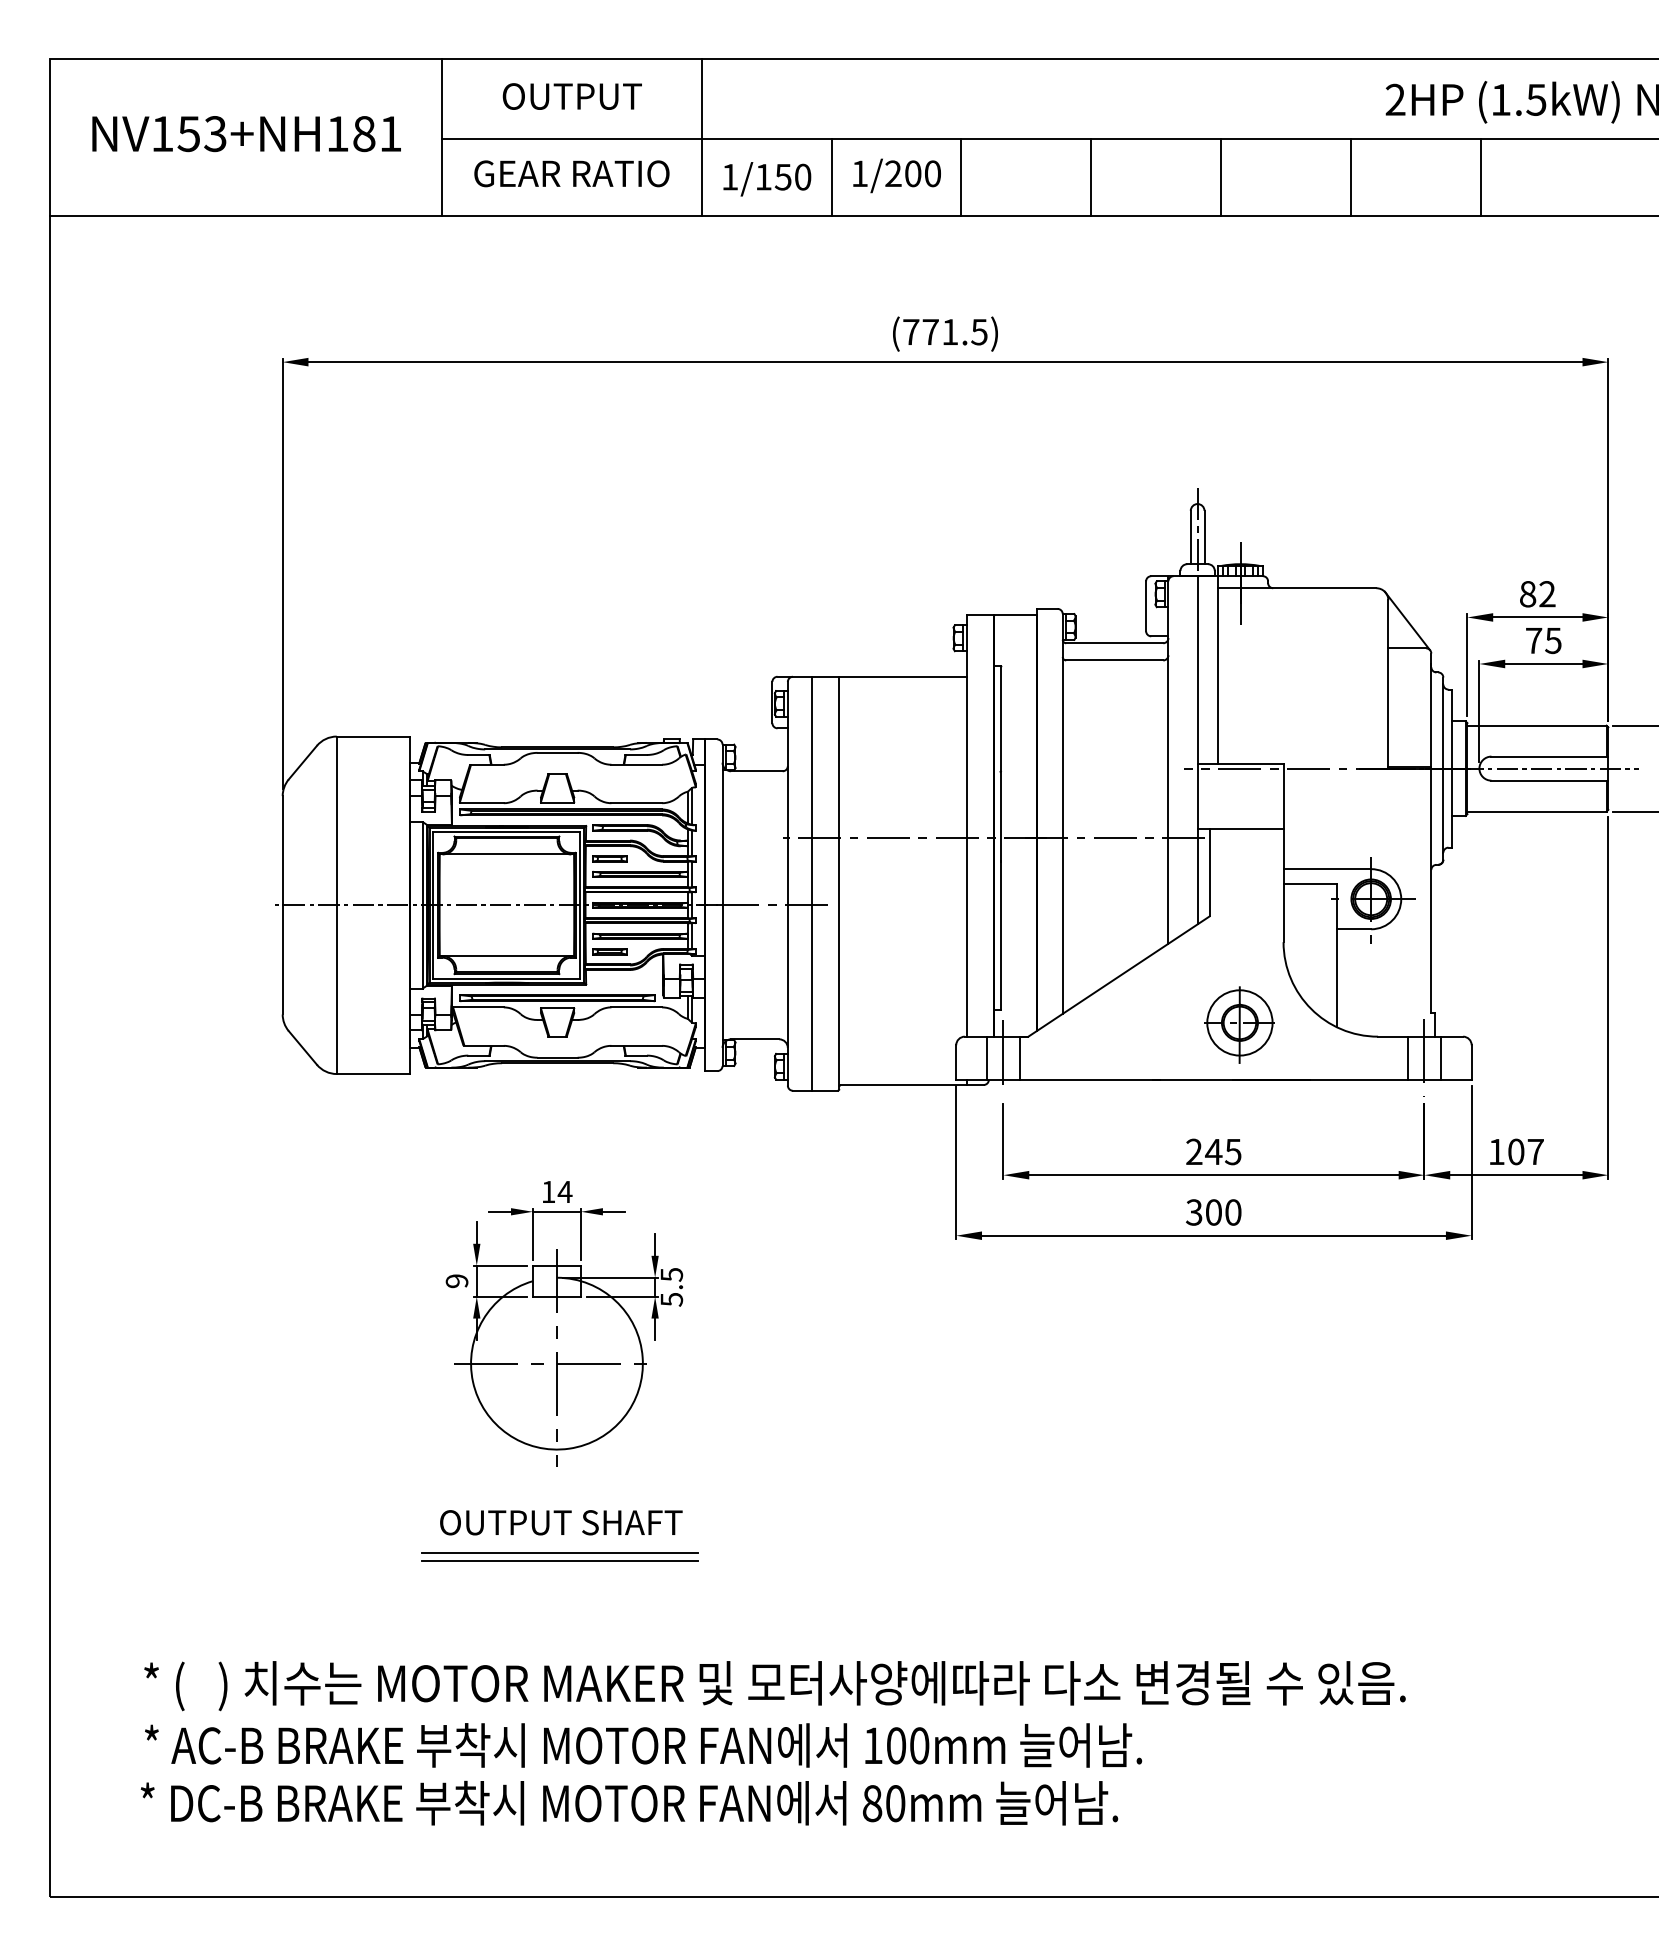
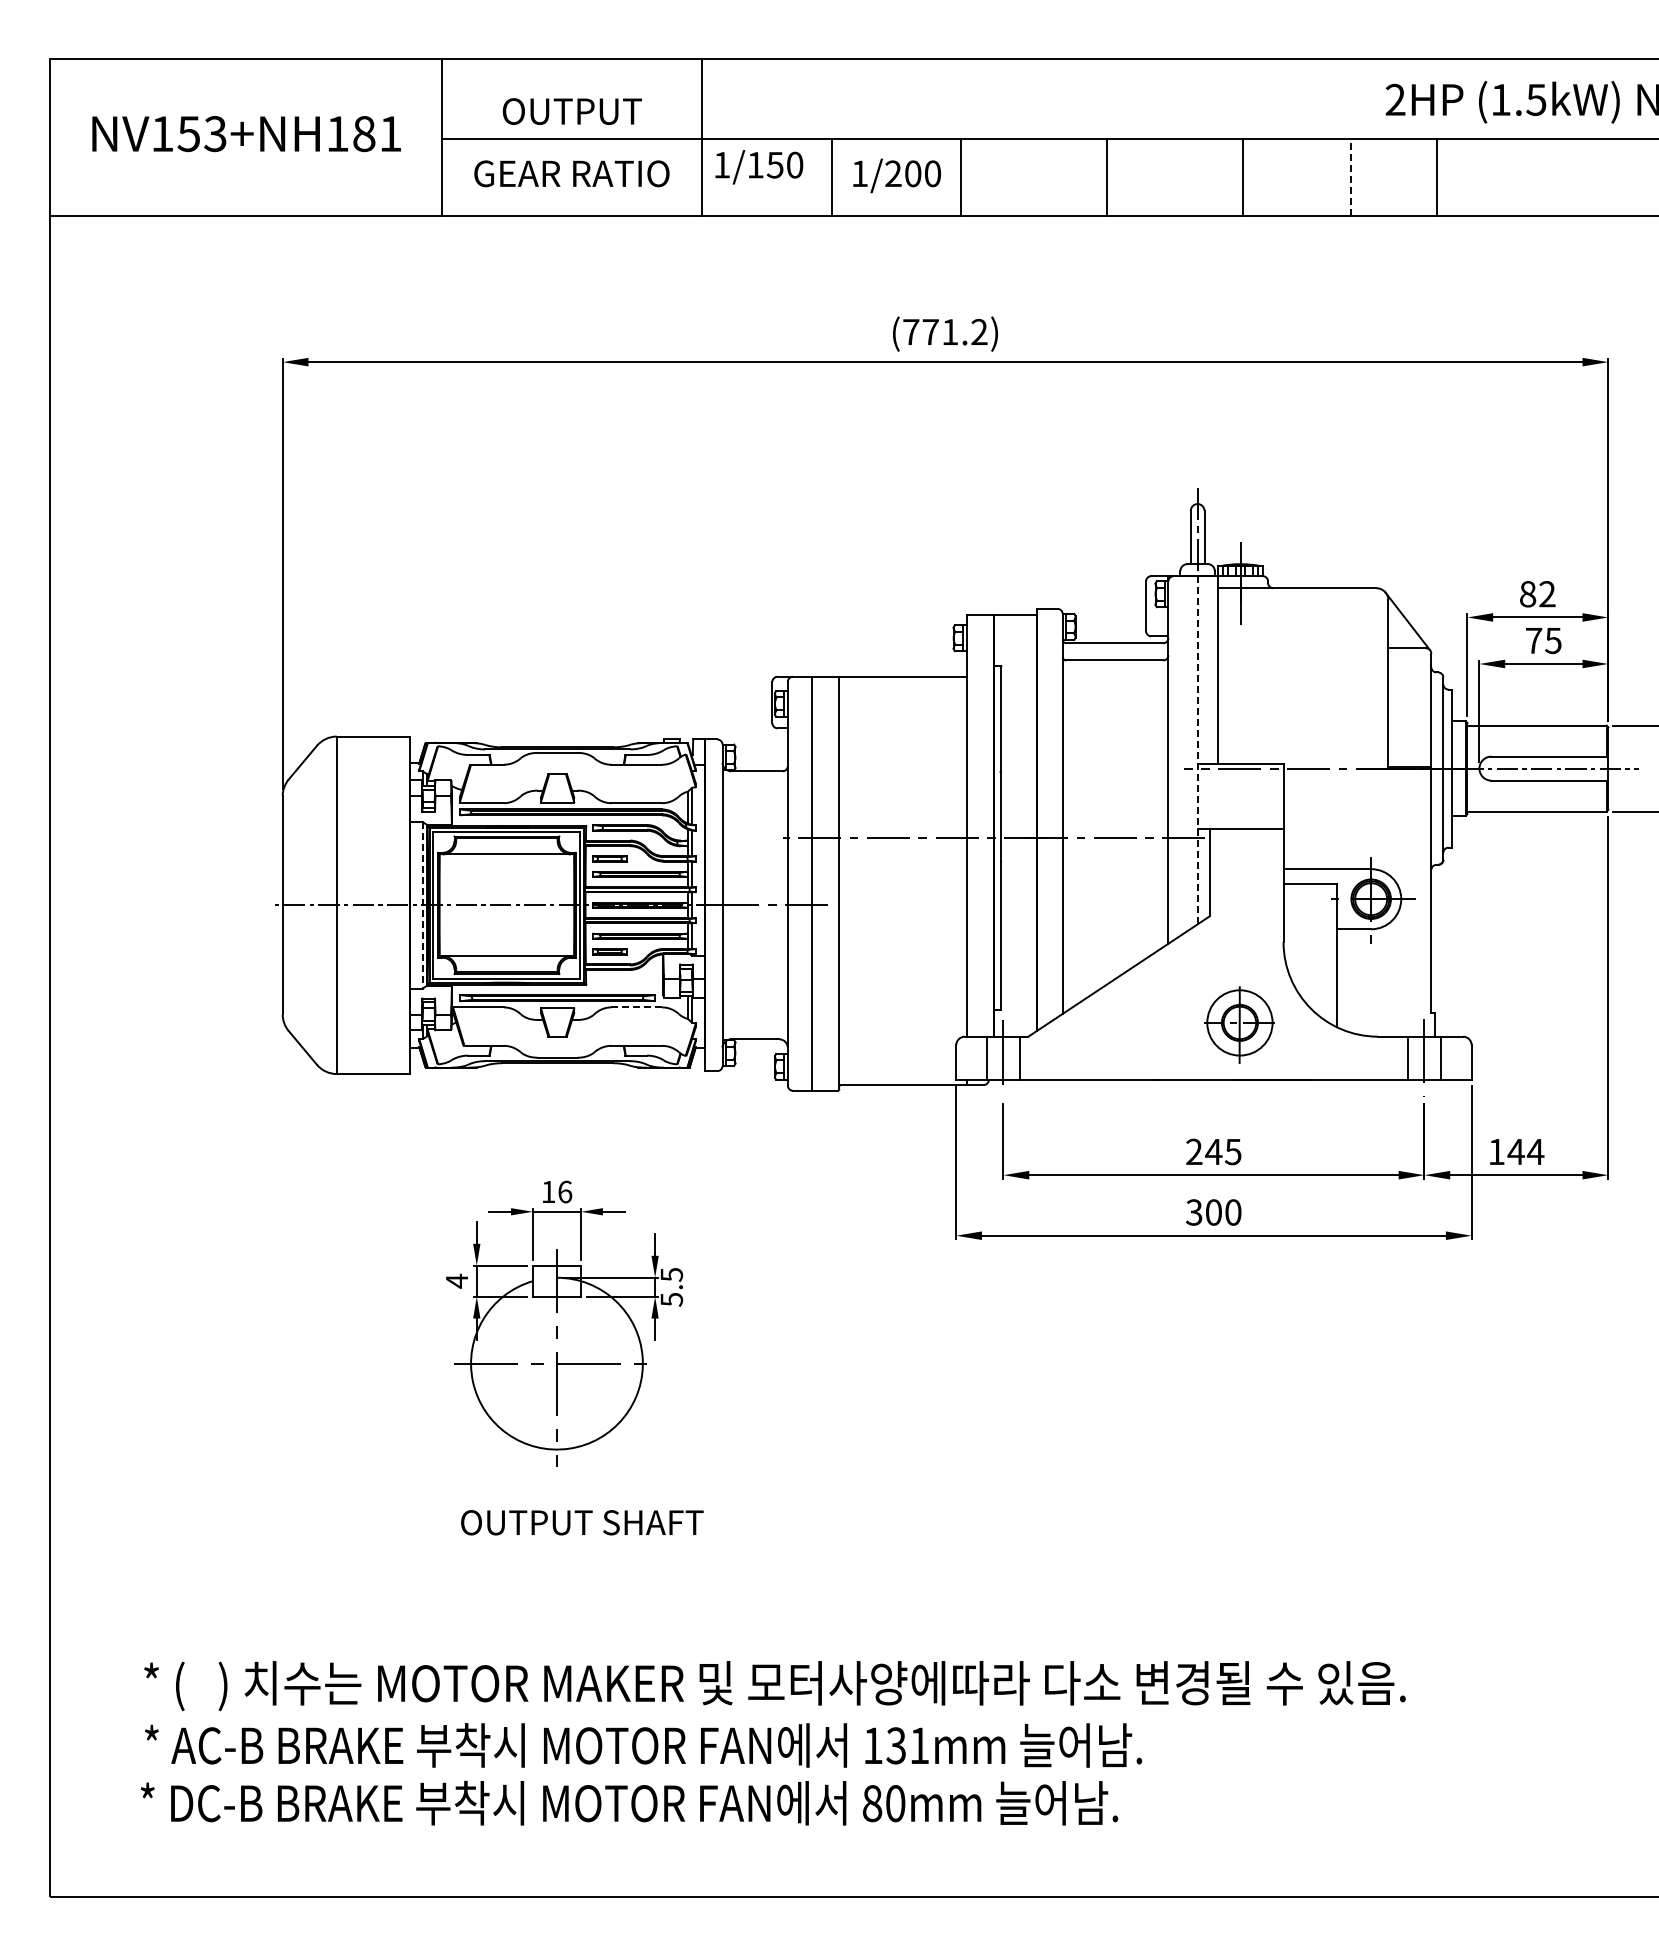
text position: (571, 96) -> (571, 111) (571, 111)
line position: (1091, 176) -> (1107, 176) (1107, 176)
line position: (1221, 176) -> (1243, 176) (1243, 176)
line position: (1480, 176) -> (1436, 176) (1436, 176)
line: solid -> dashed (1350, 177)
text position: (767, 179) -> (759, 167) (759, 167)
text: (771.5) -> (771.2) (979, 331)
line: solid -> dashed (1197, 750)
line: solid -> dashed (422, 905)
line: solid -> dashed (636, 1007)
text: 107 -> 144 (1525, 1151)
text: 14 -> 16 (564, 1191)
text: 9 -> 4 (456, 1280)
text position: (561, 1522) -> (582, 1522) (582, 1522)
part: present -> none (559, 1556)
text: 100mm -> 131mm (907, 1745)
